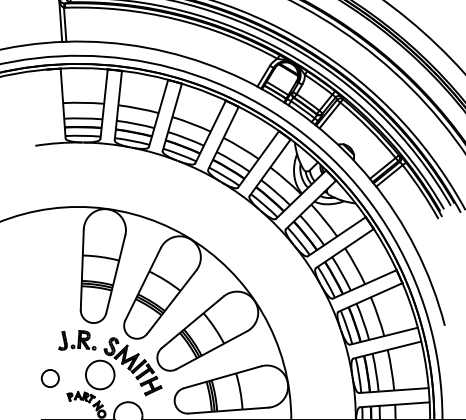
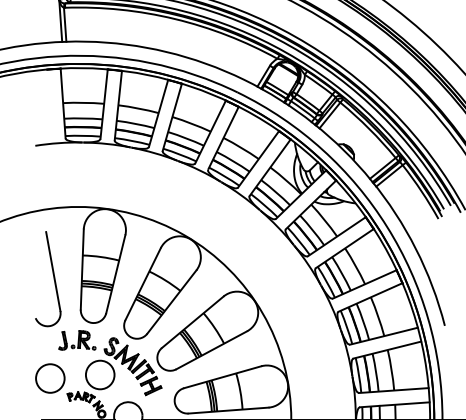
part: none -> present (48, 279)
circle diameter: 17 px -> 29 px (50, 378)
